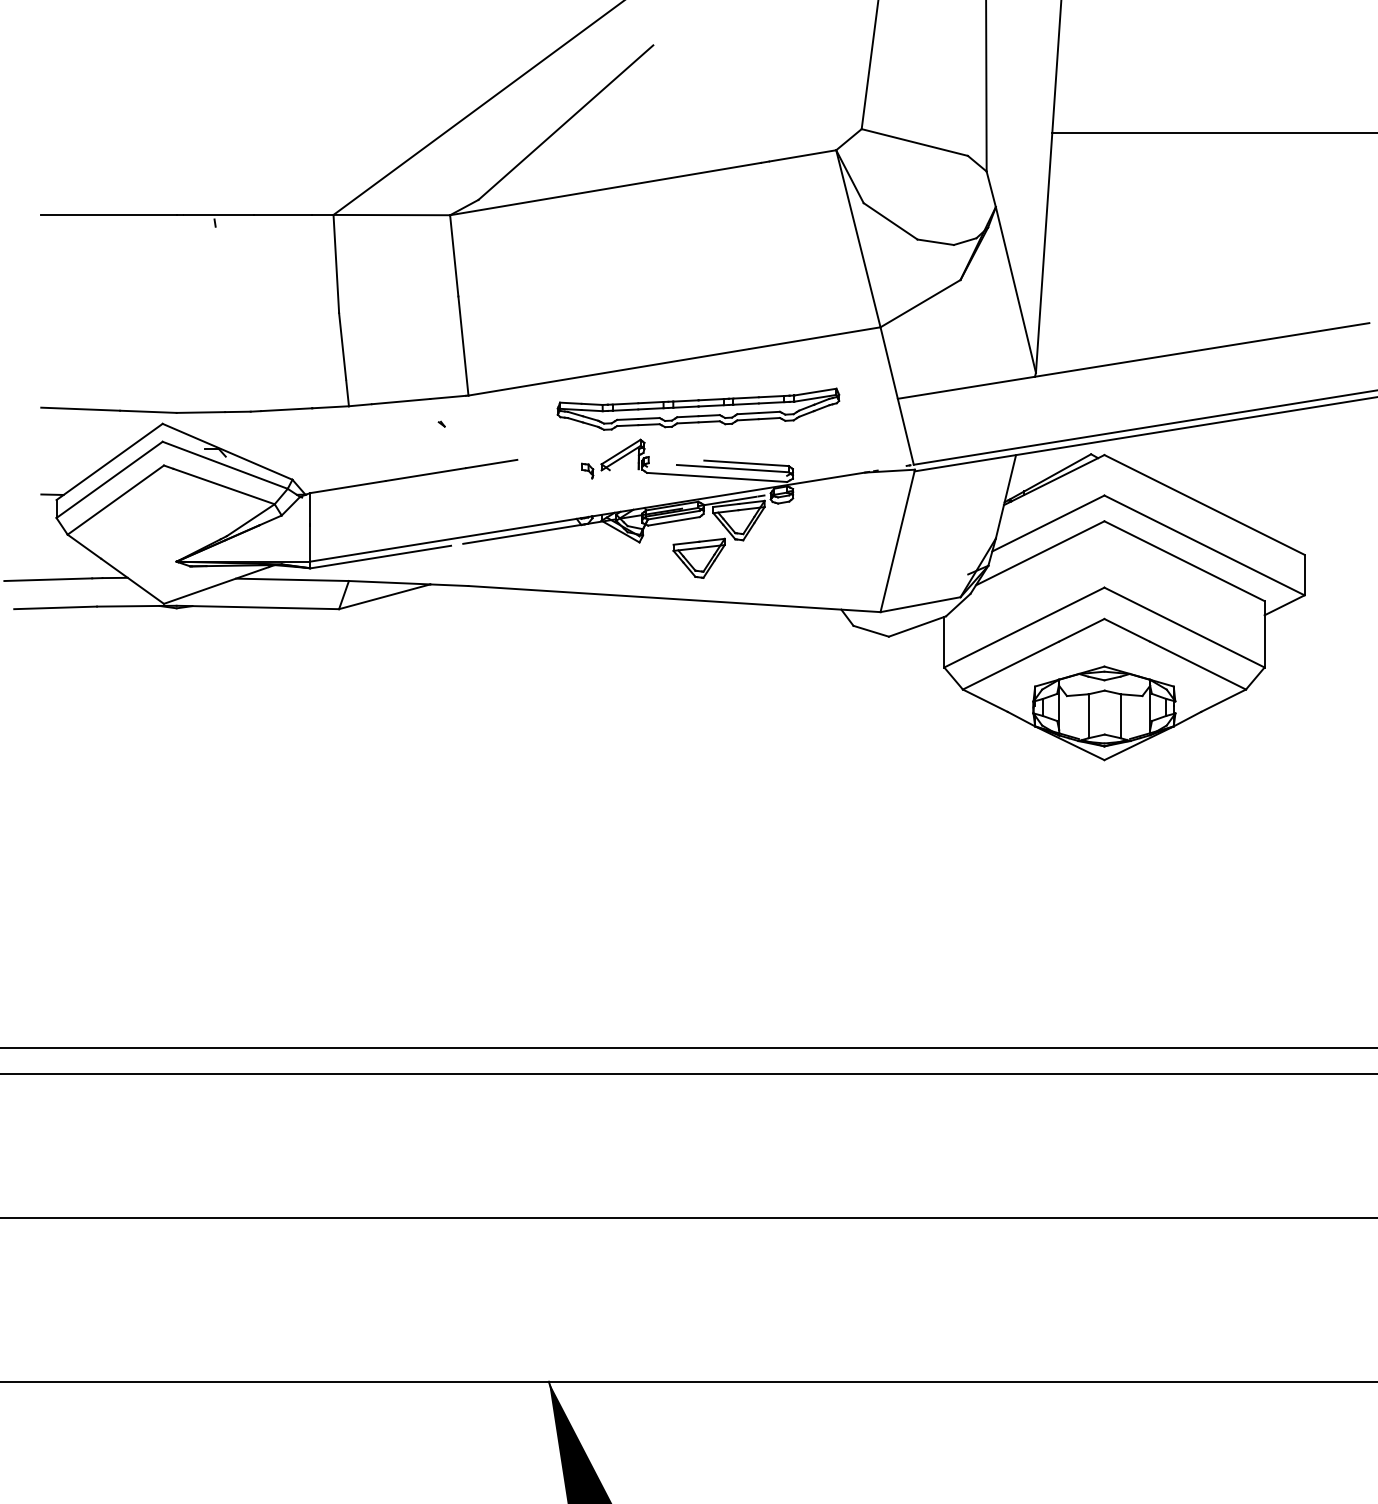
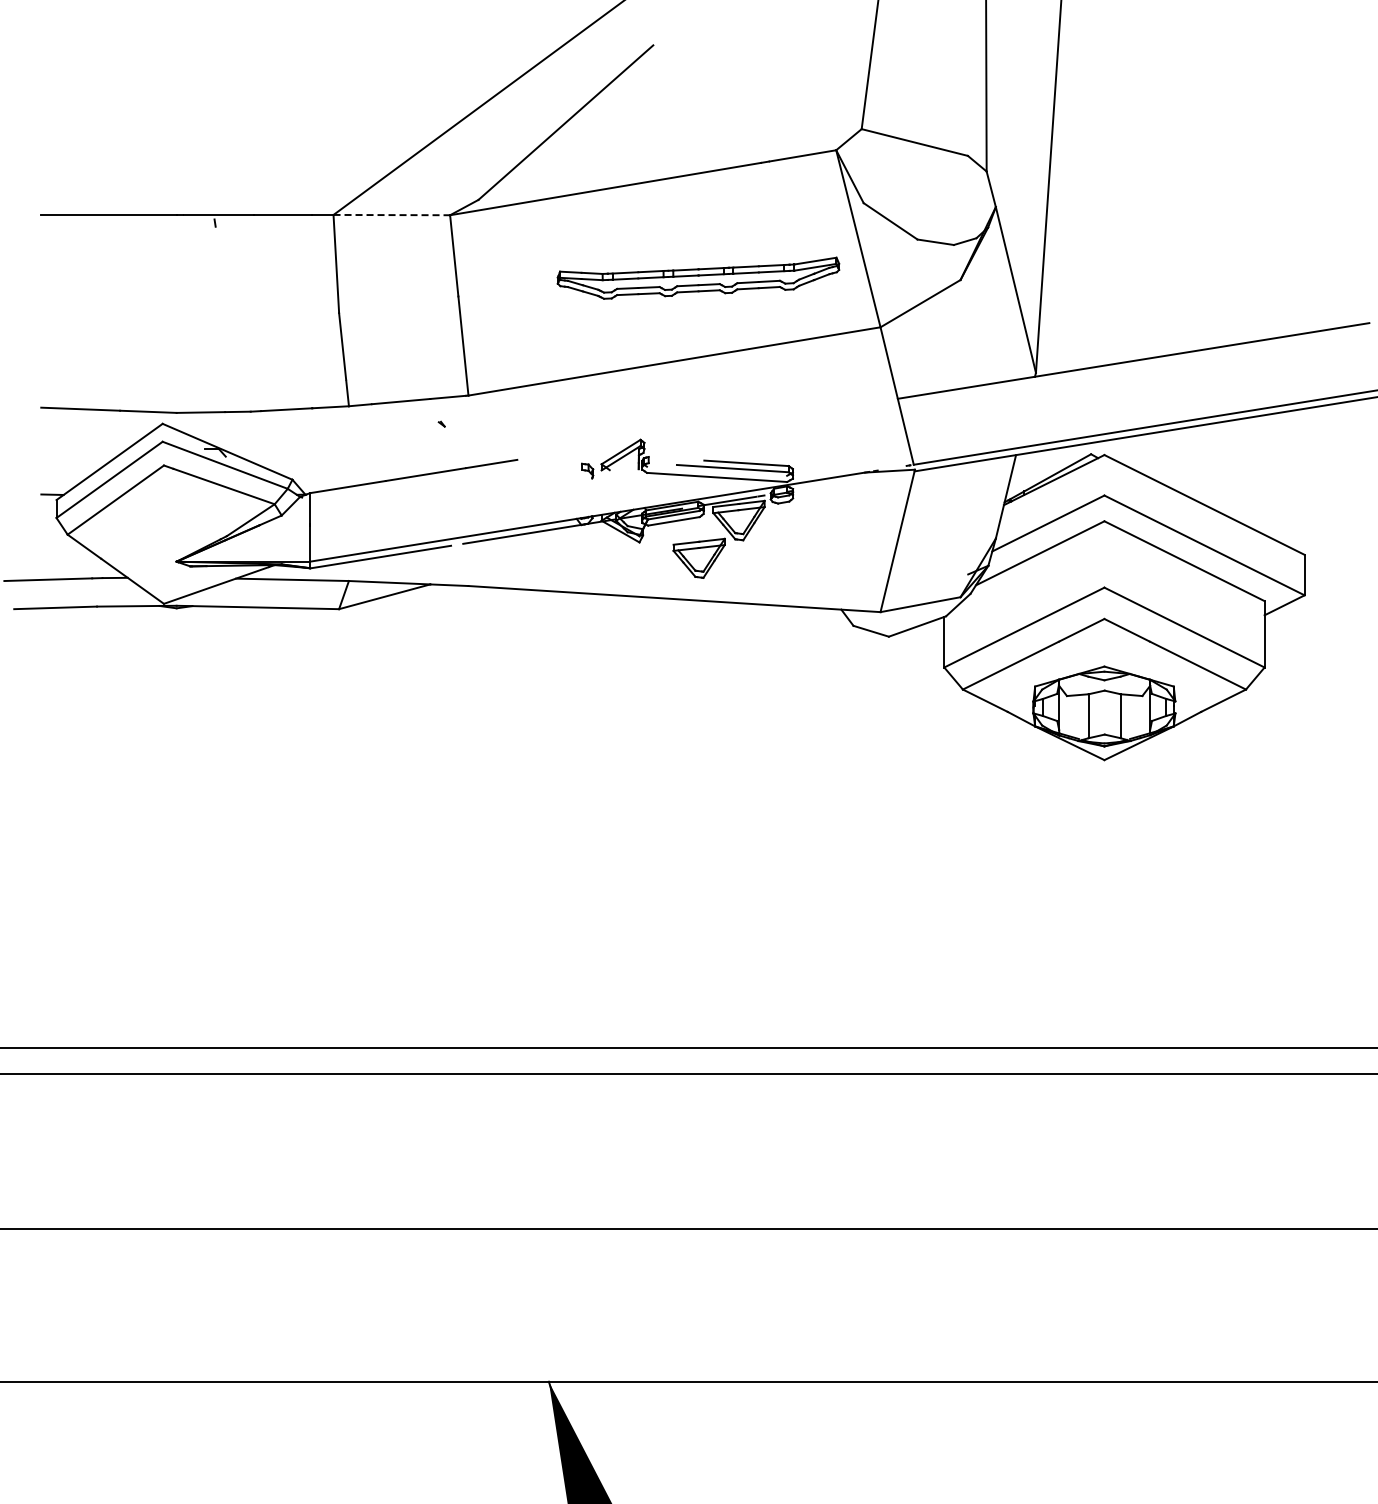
line: present -> none (1213, 132)
line: solid -> dashed (392, 215)
part position: (698, 408) -> (698, 277) (698, 277)
line position: (688, 1218) -> (688, 1229) (688, 1229)
